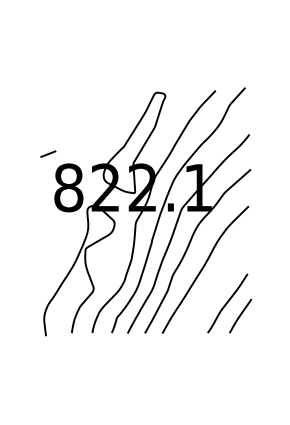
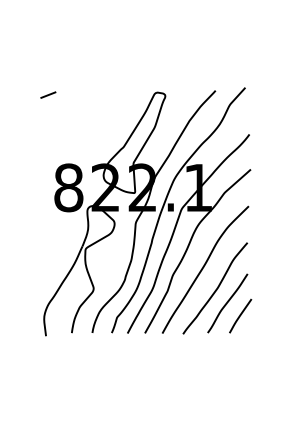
line position: (48, 153) -> (48, 94) (48, 94)
curve: none -> present (216, 288)
